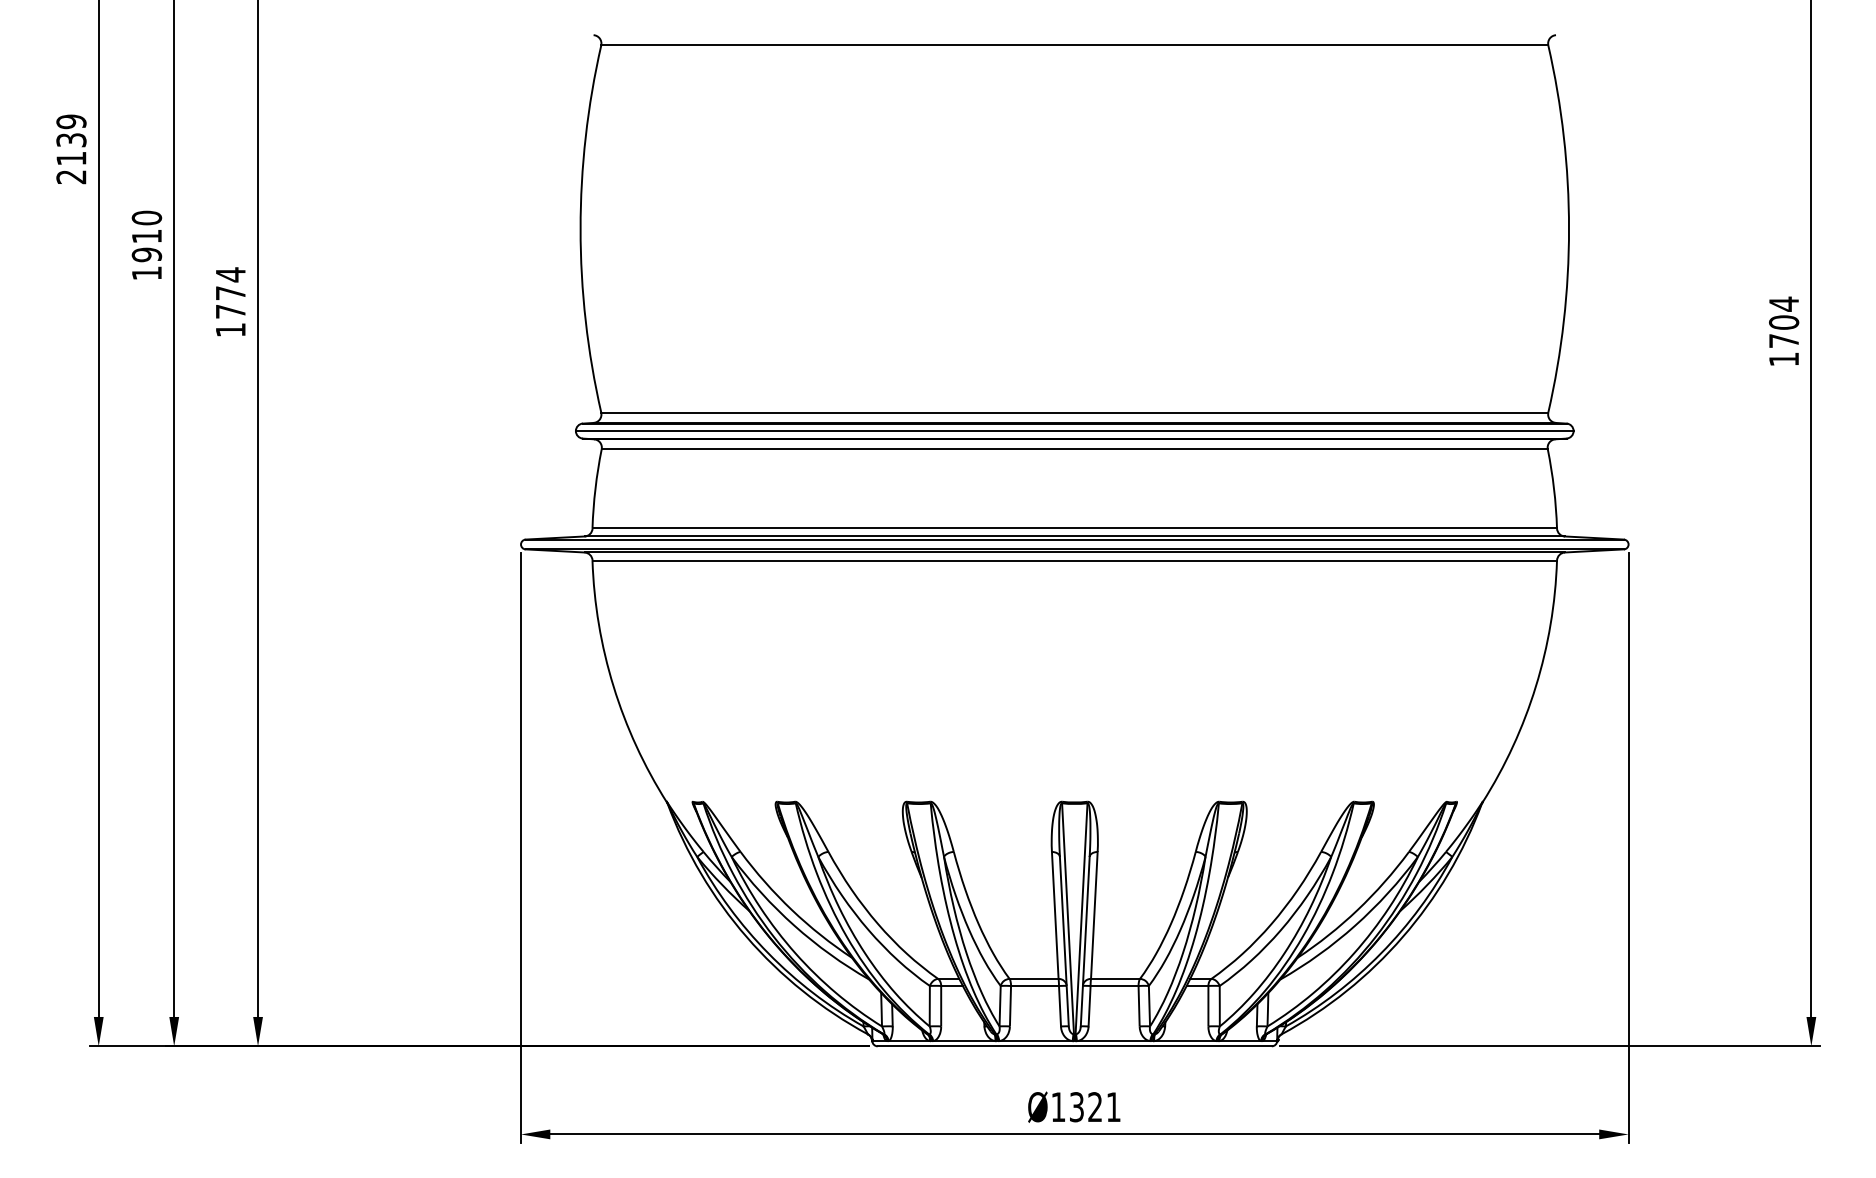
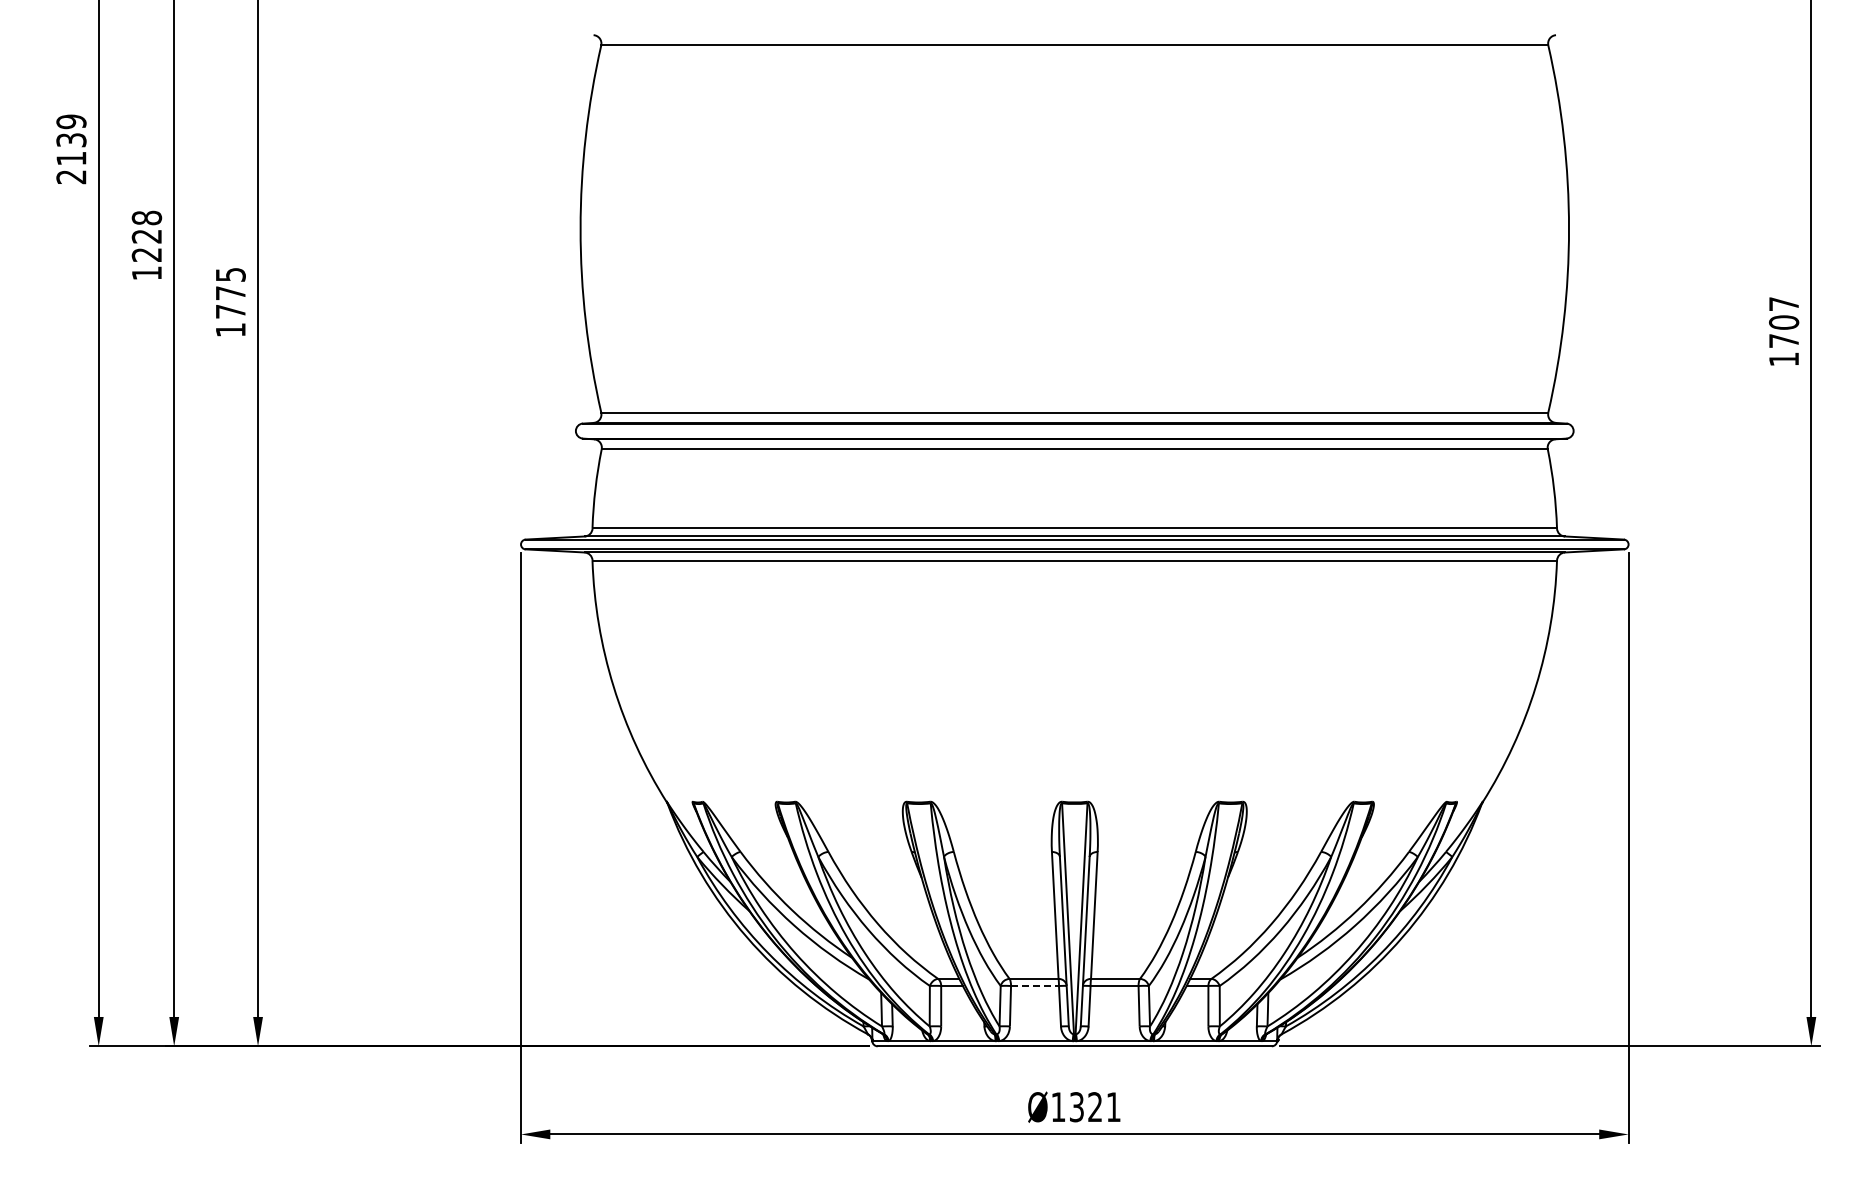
text: 1910 -> 1228 (146, 236)
text: 1774 -> 1775 (230, 274)
text: 1704 -> 1707 (1783, 303)
line: present -> none (1074, 431)
line: solid -> dashed (1035, 985)
